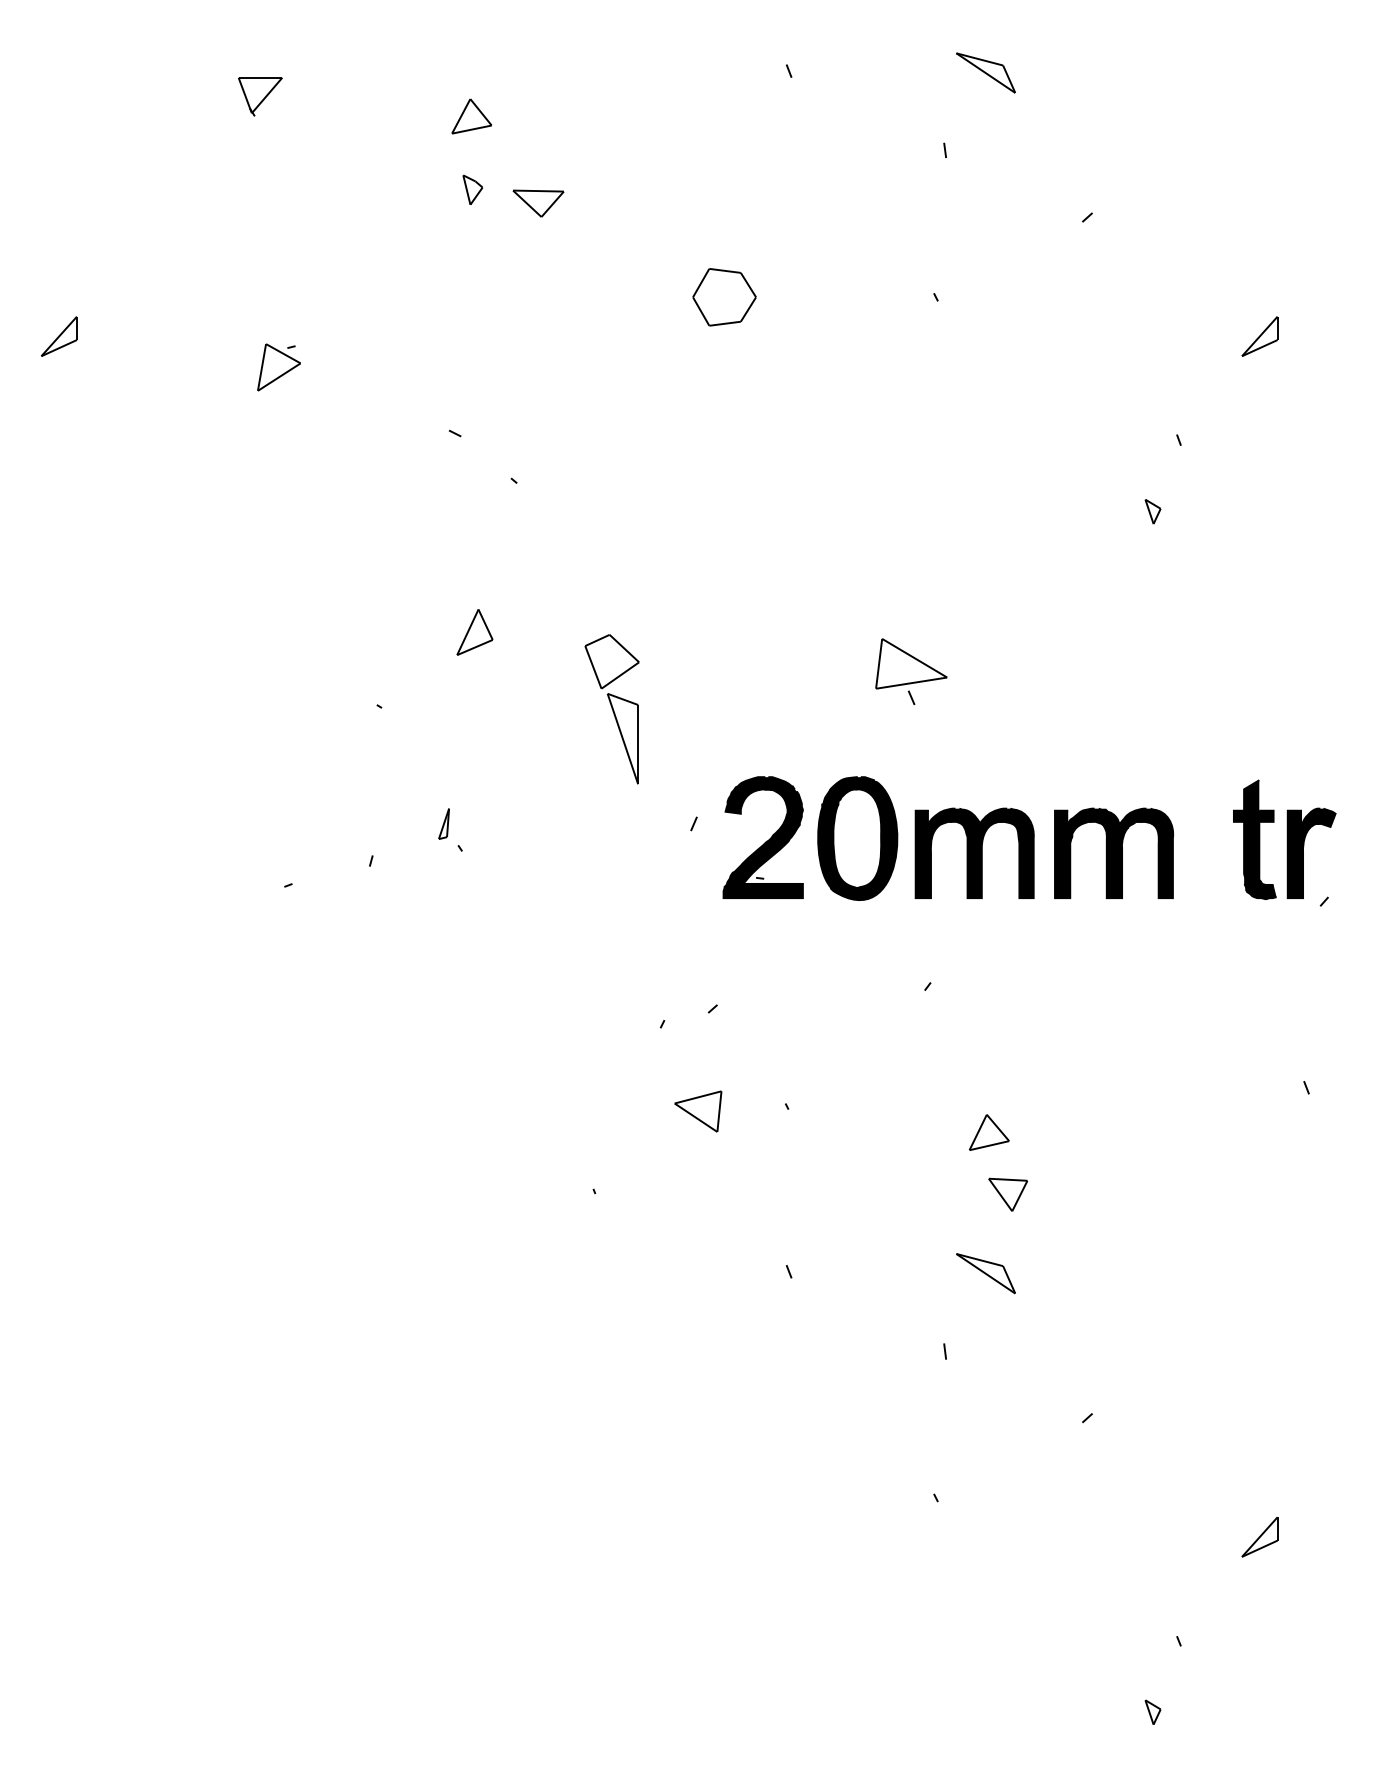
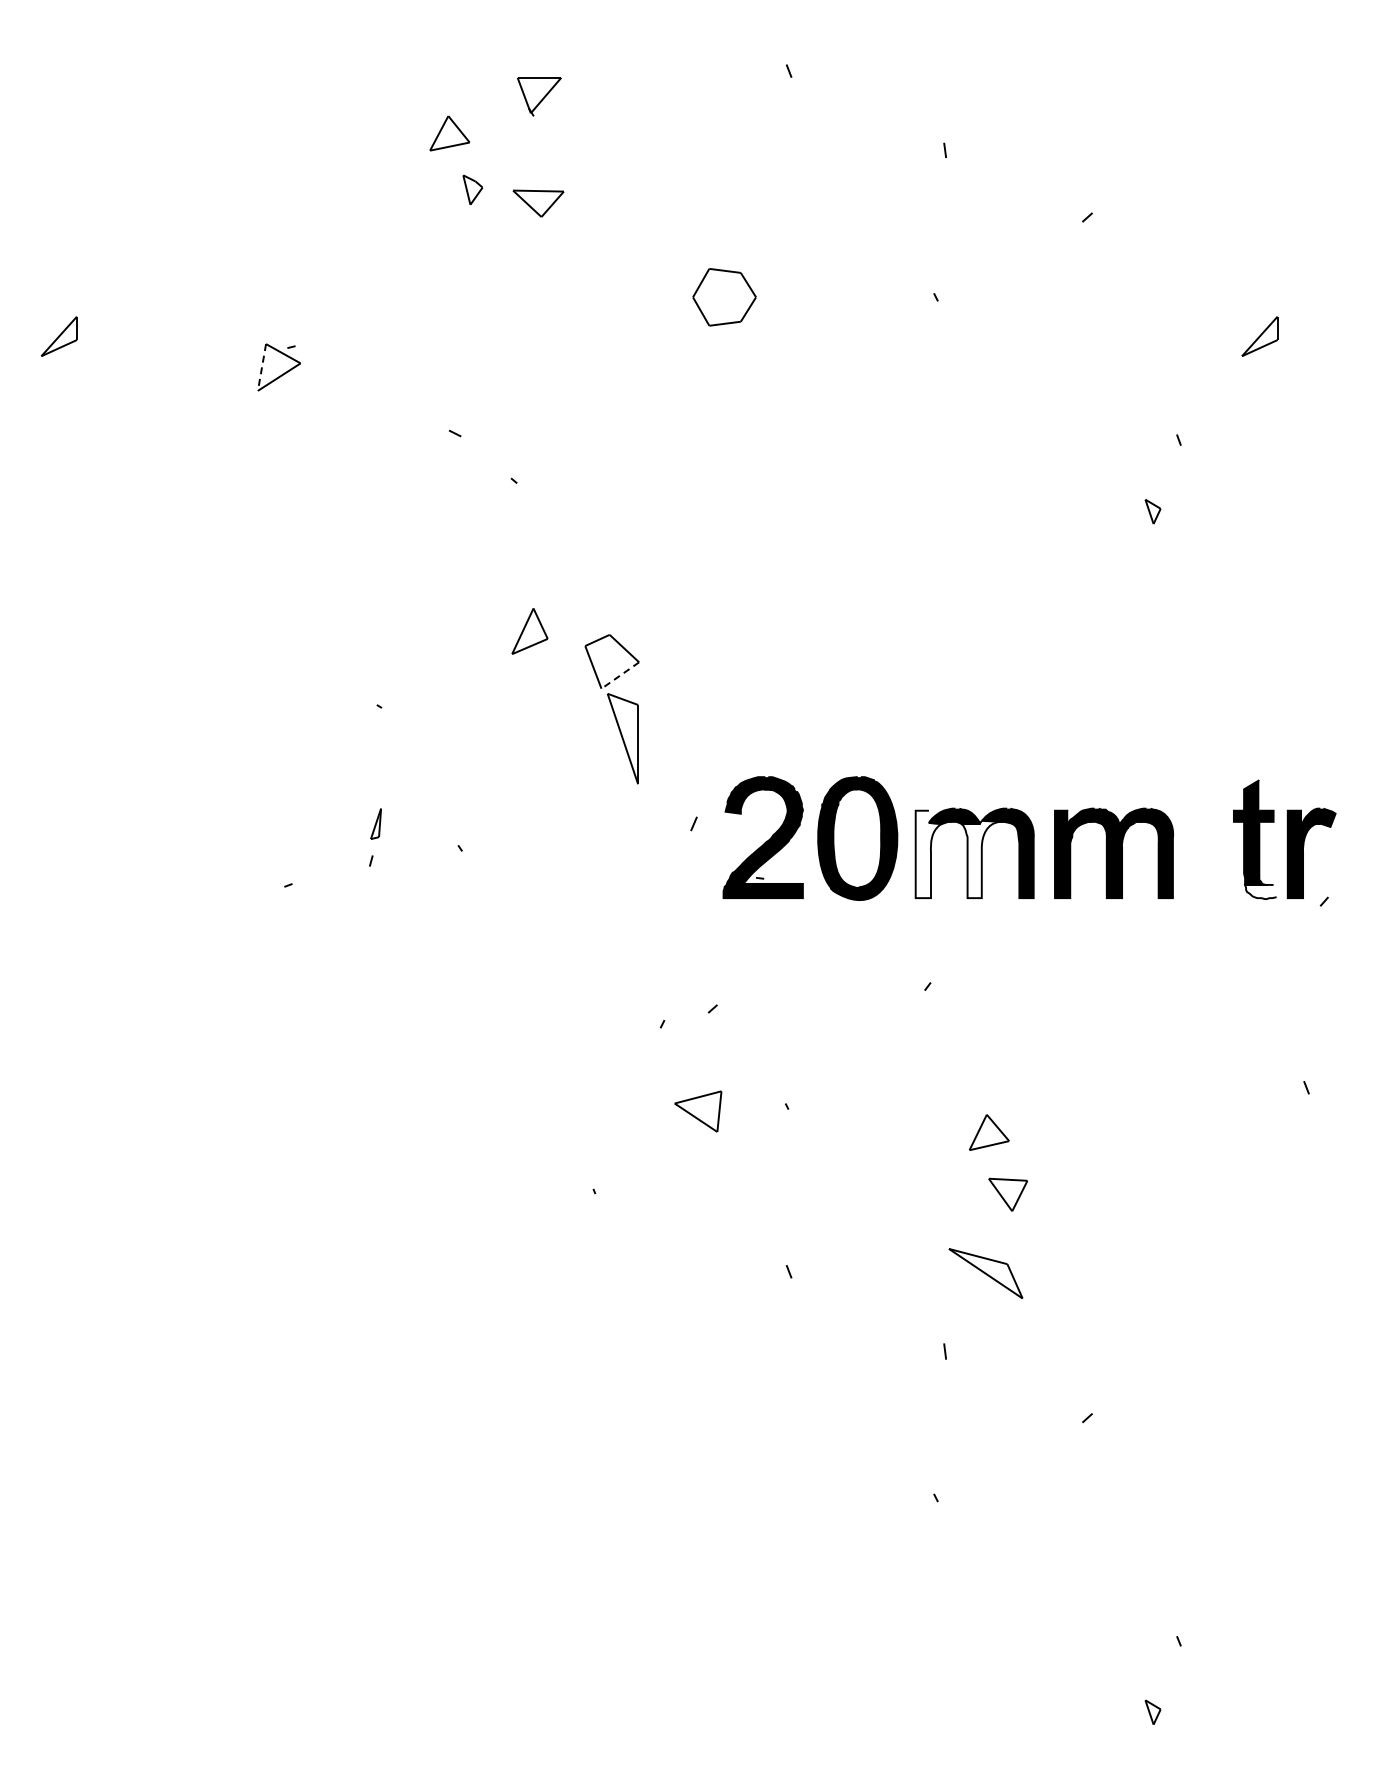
part: present -> none (985, 72)
part position: (260, 96) -> (539, 96) (539, 96)
part position: (471, 116) -> (449, 133) (449, 133)
line: solid -> dashed (262, 367)
part position: (474, 632) -> (529, 631) (529, 631)
part: present -> none (911, 671)
line: solid -> dashed (620, 675)
part position: (443, 823) -> (375, 823) (375, 823)
fill: present -> none (928, 854)
fill: present -> none (982, 859)
fill: present -> none (1260, 891)
part size: 60x42 px -> 76x51 px (985, 1273)
part: present -> none (1259, 1537)
